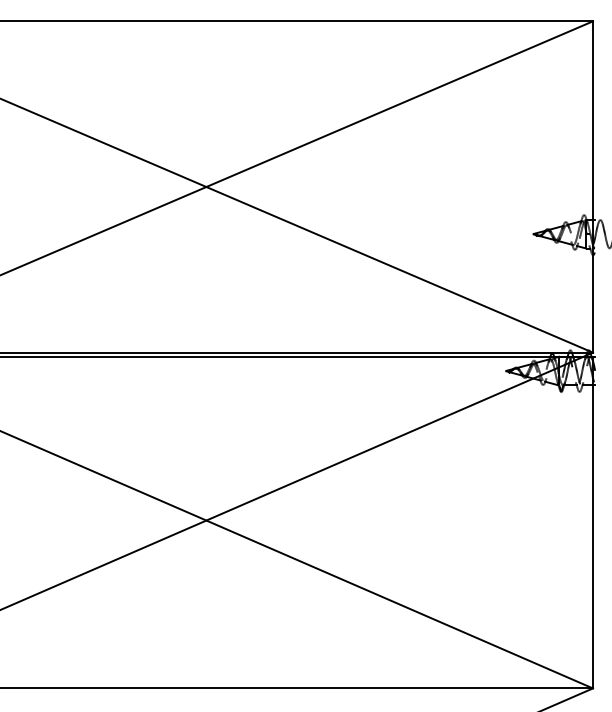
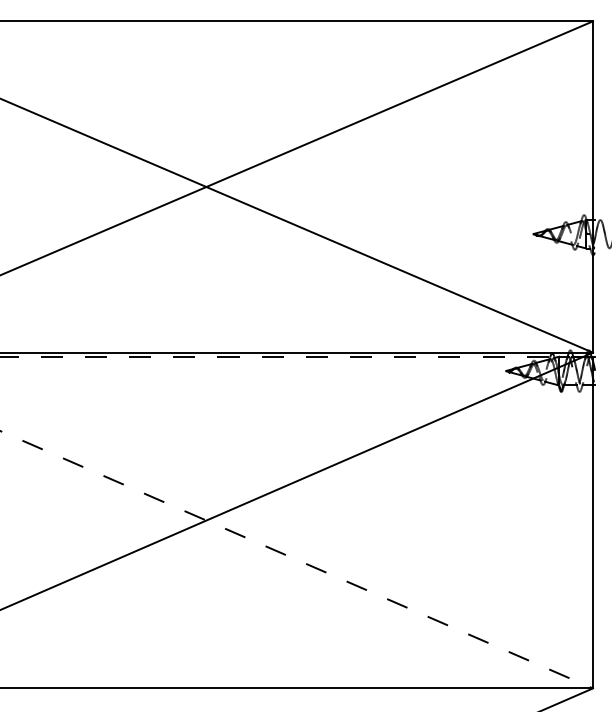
line: solid -> dashed (296, 357)
line: solid -> dashed (296, 559)
